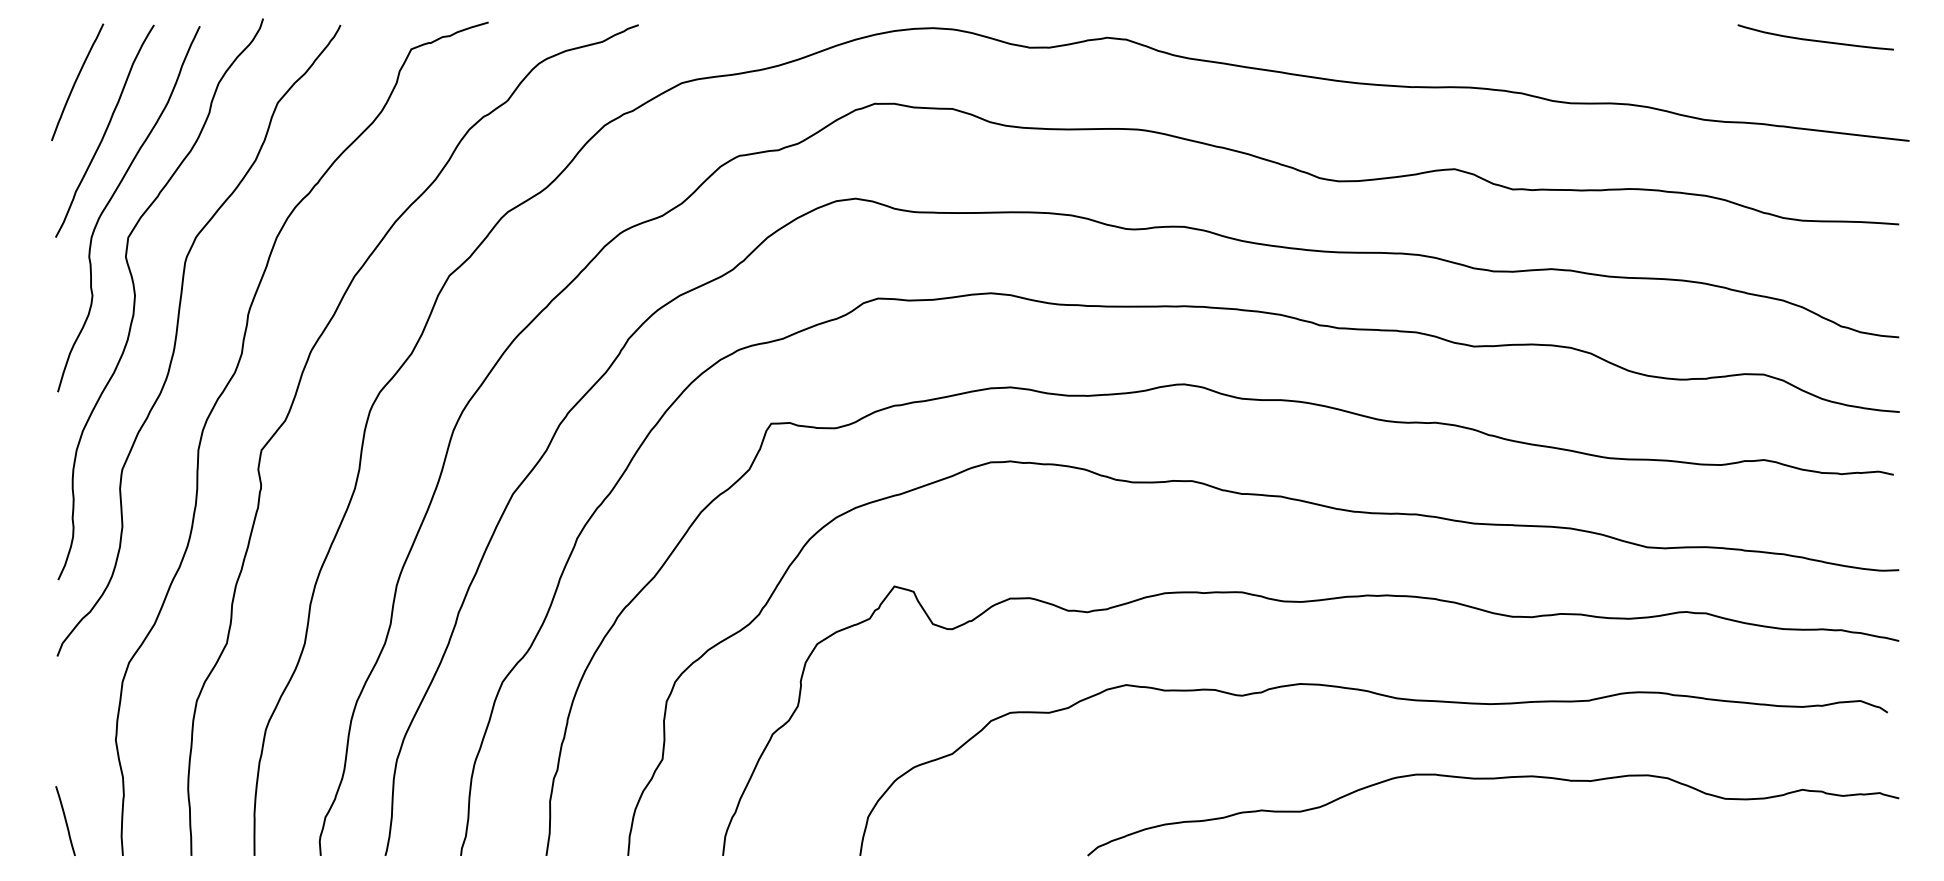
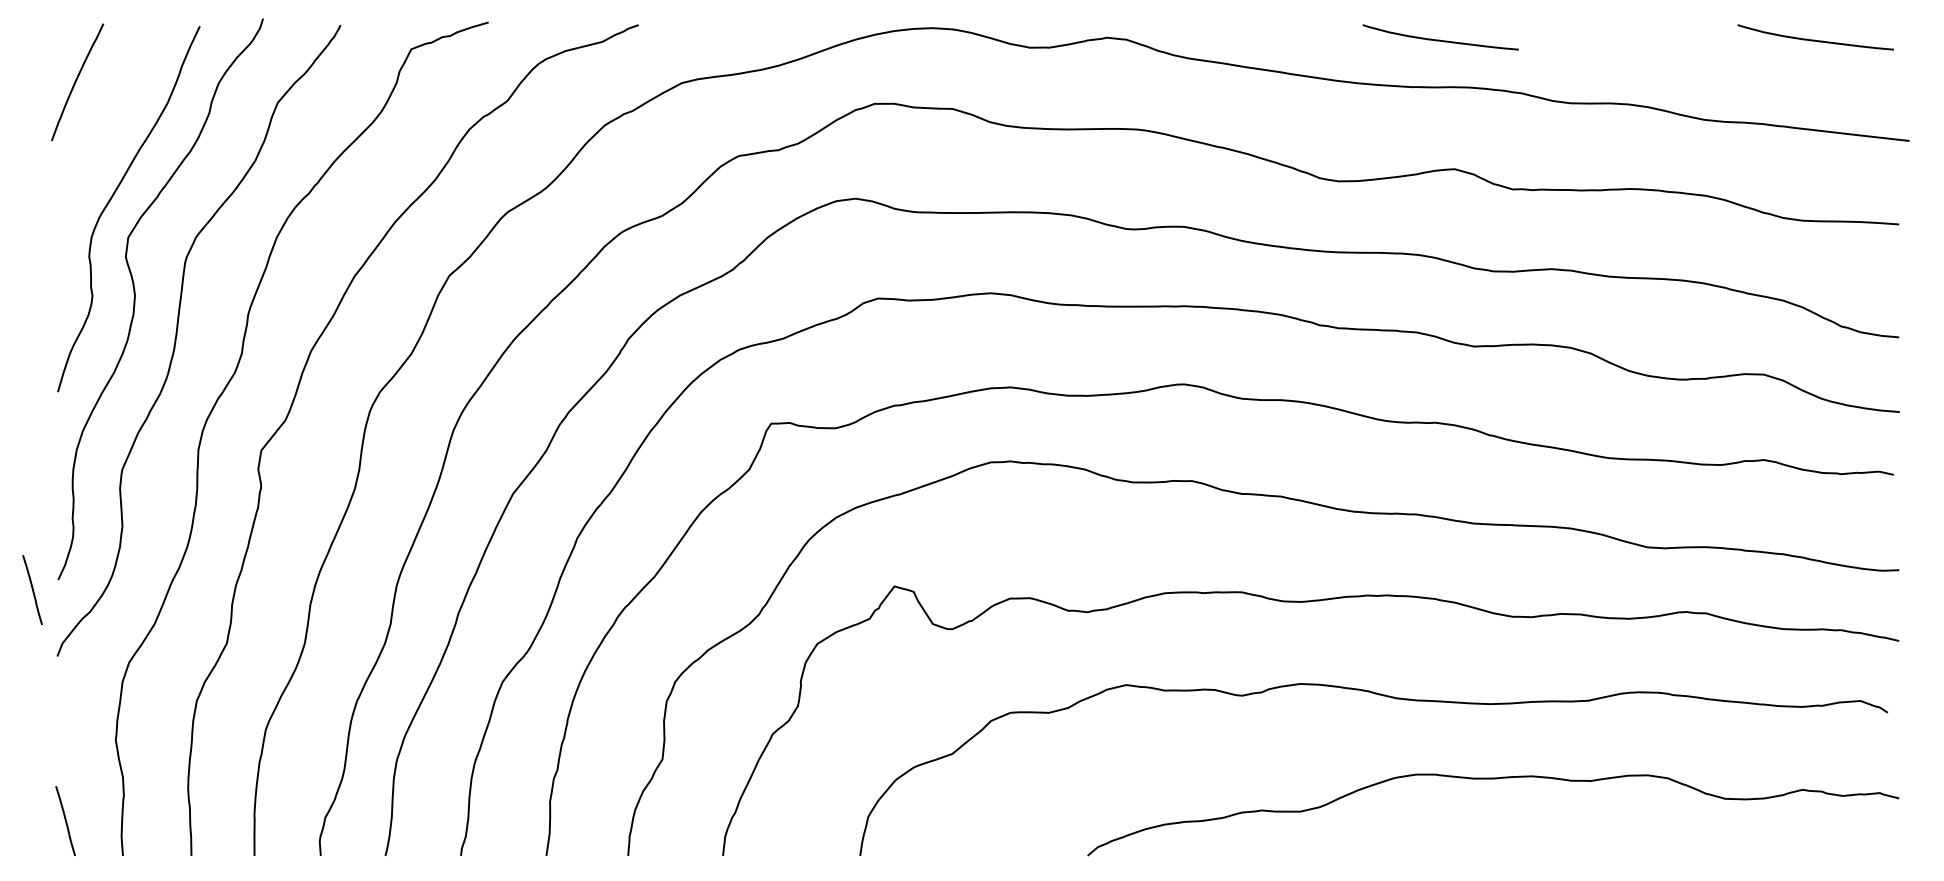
curve: none -> present (1440, 39)
curve: present -> none (105, 130)
line: none -> present (32, 589)
